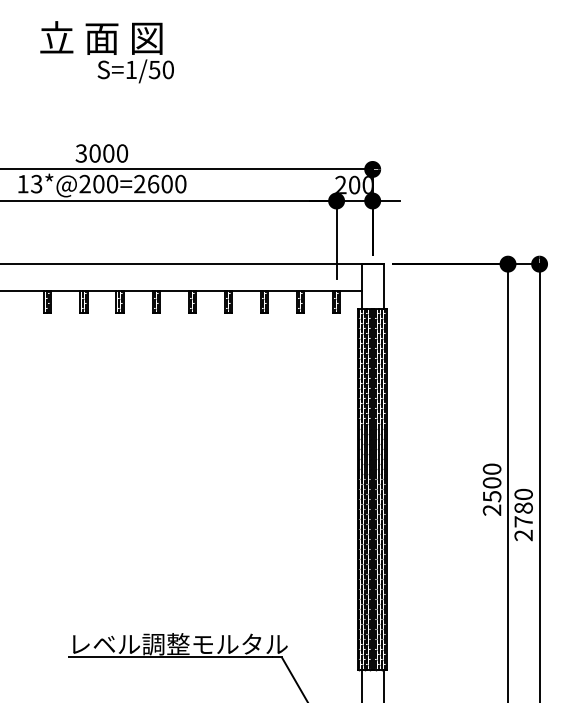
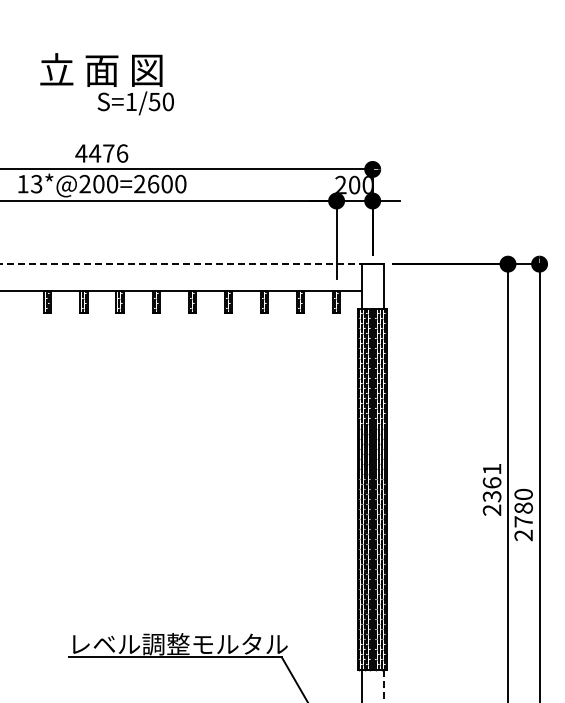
text position: (106, 52) -> (106, 84) (106, 84)
text: 3000 -> 4476 (101, 153)
line: solid -> dashed (180, 264)
text: 2500 -> 2361 (491, 482)
line: solid -> dashed (383, 687)
